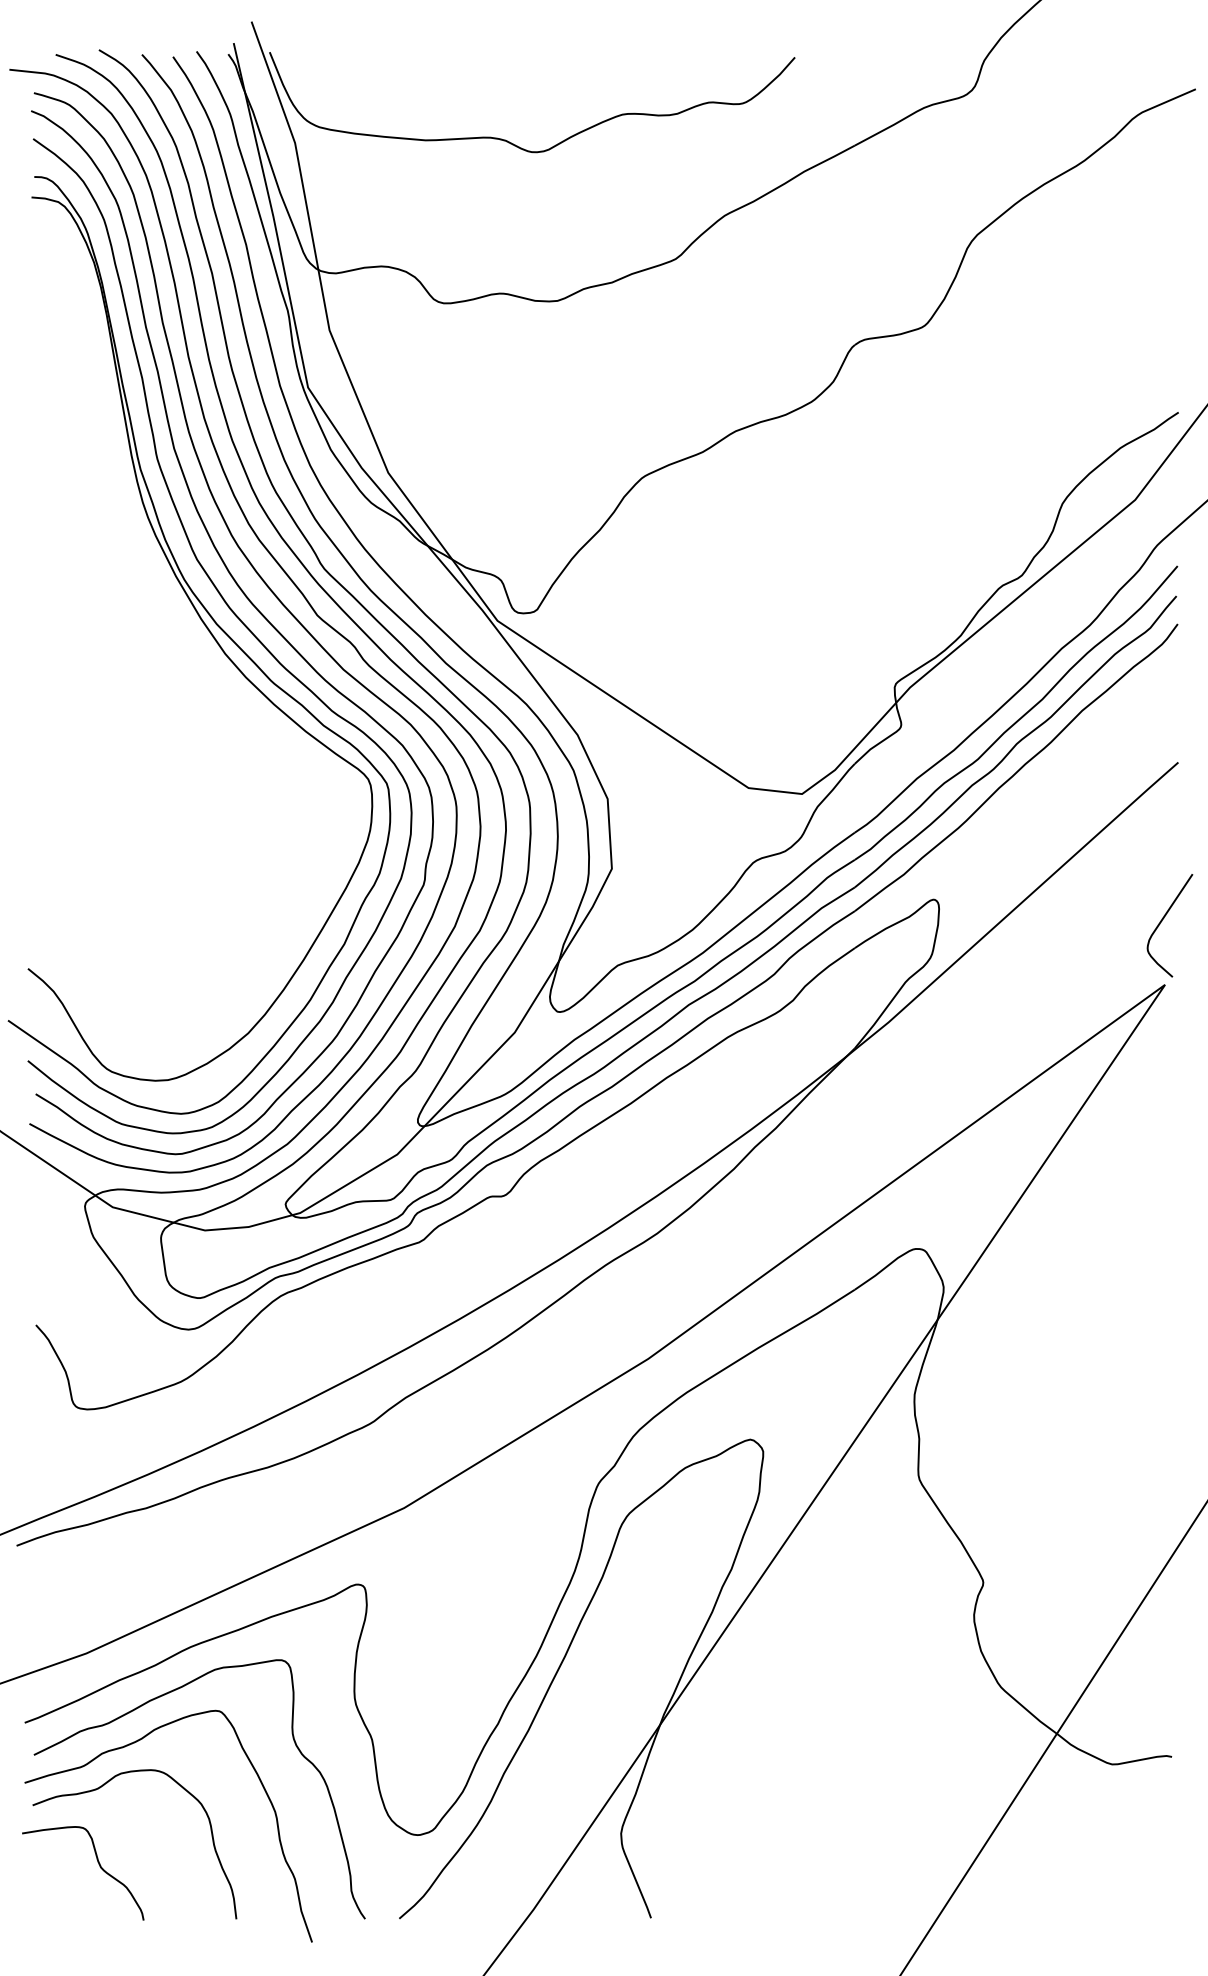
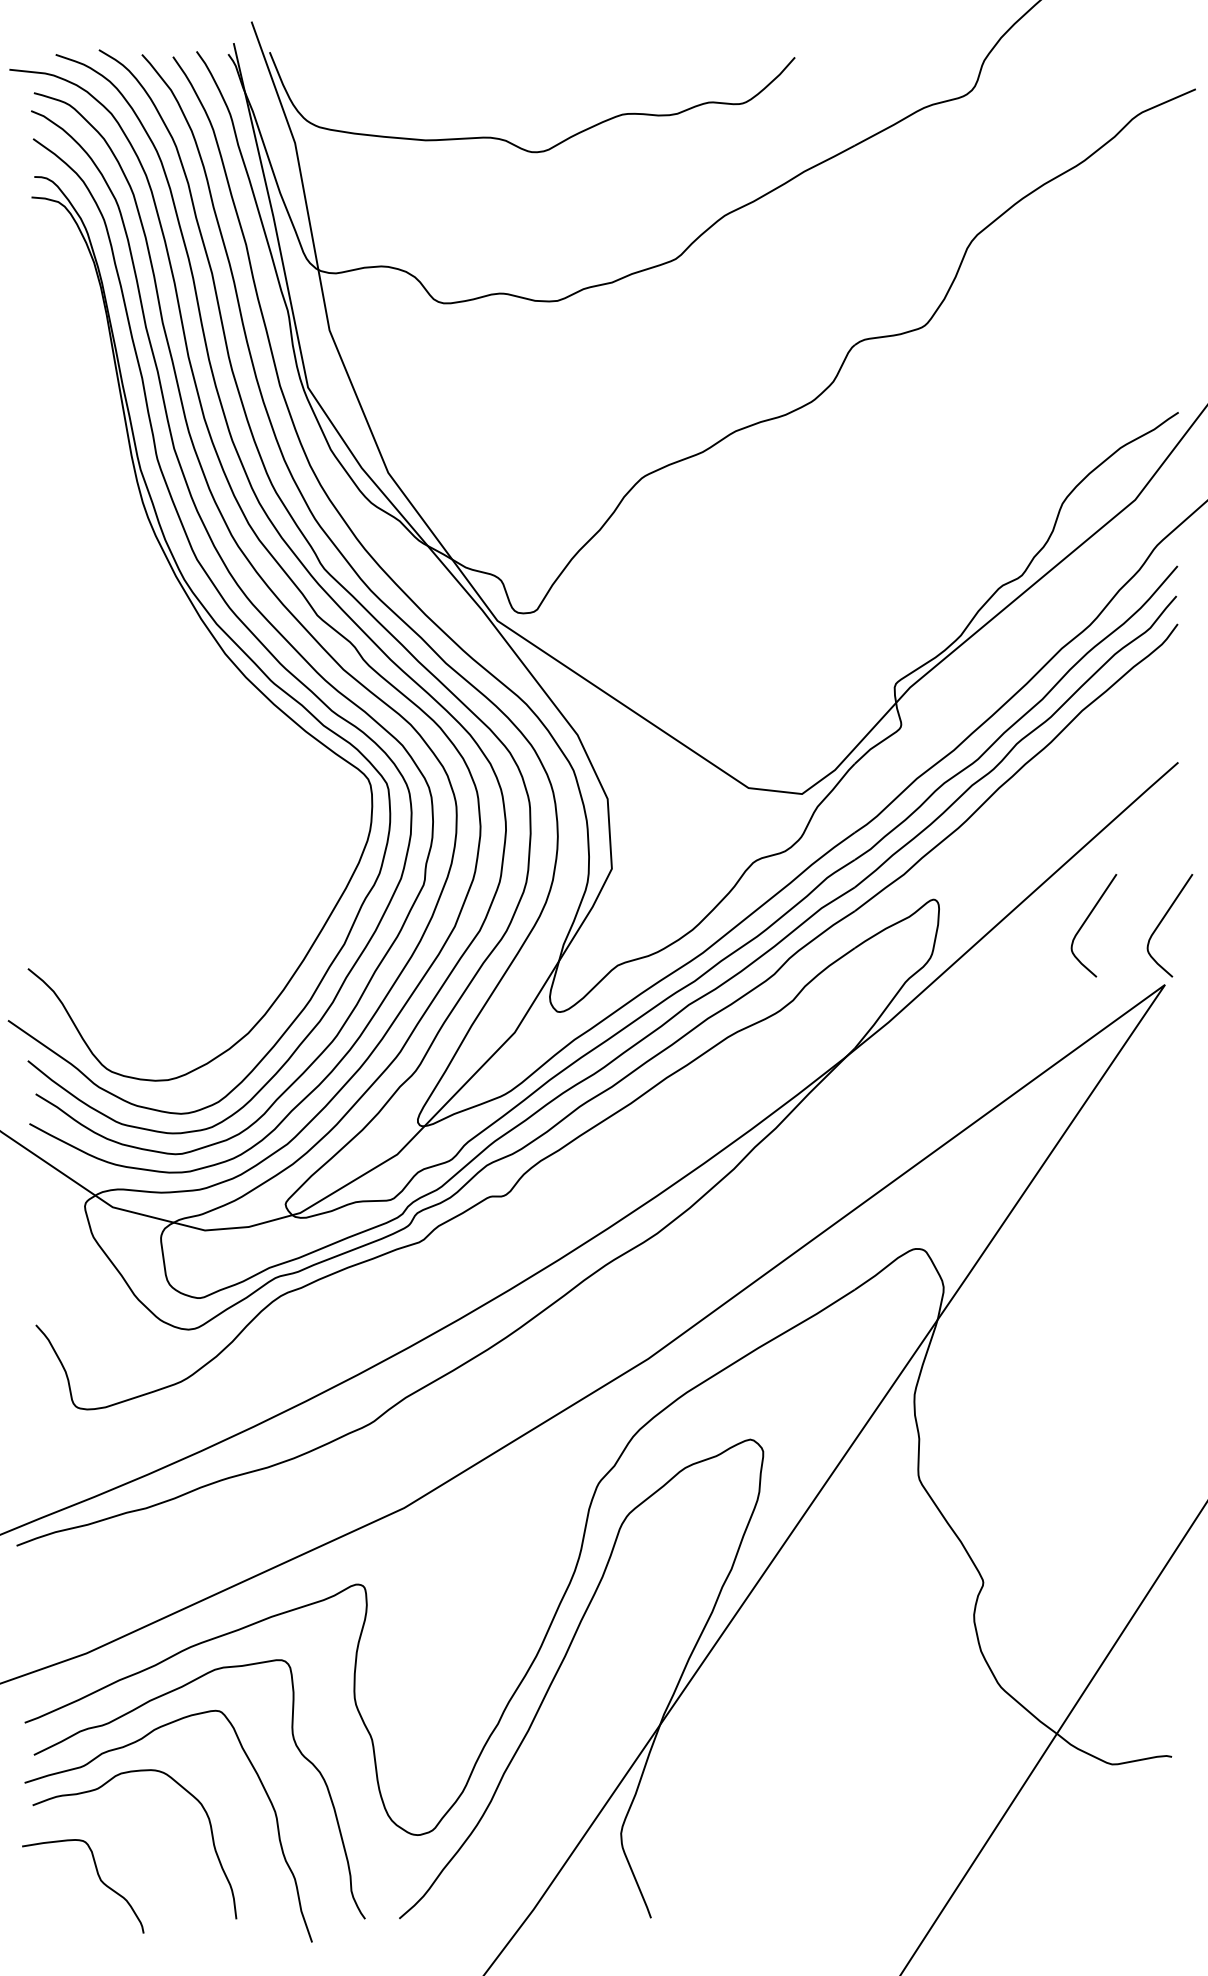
curve: none -> present (1086, 921)
curve position: (99, 1866) -> (99, 1879) (99, 1879)
